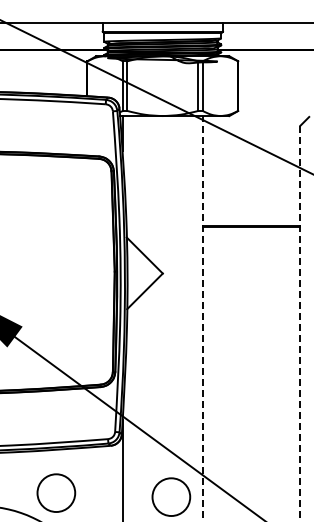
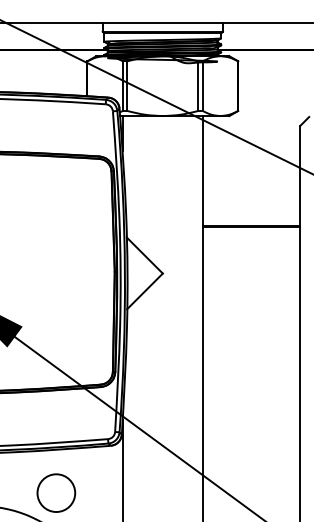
line: dashed -> solid (202, 319)
line: dashed -> solid (300, 323)
circle: present -> none (171, 496)
